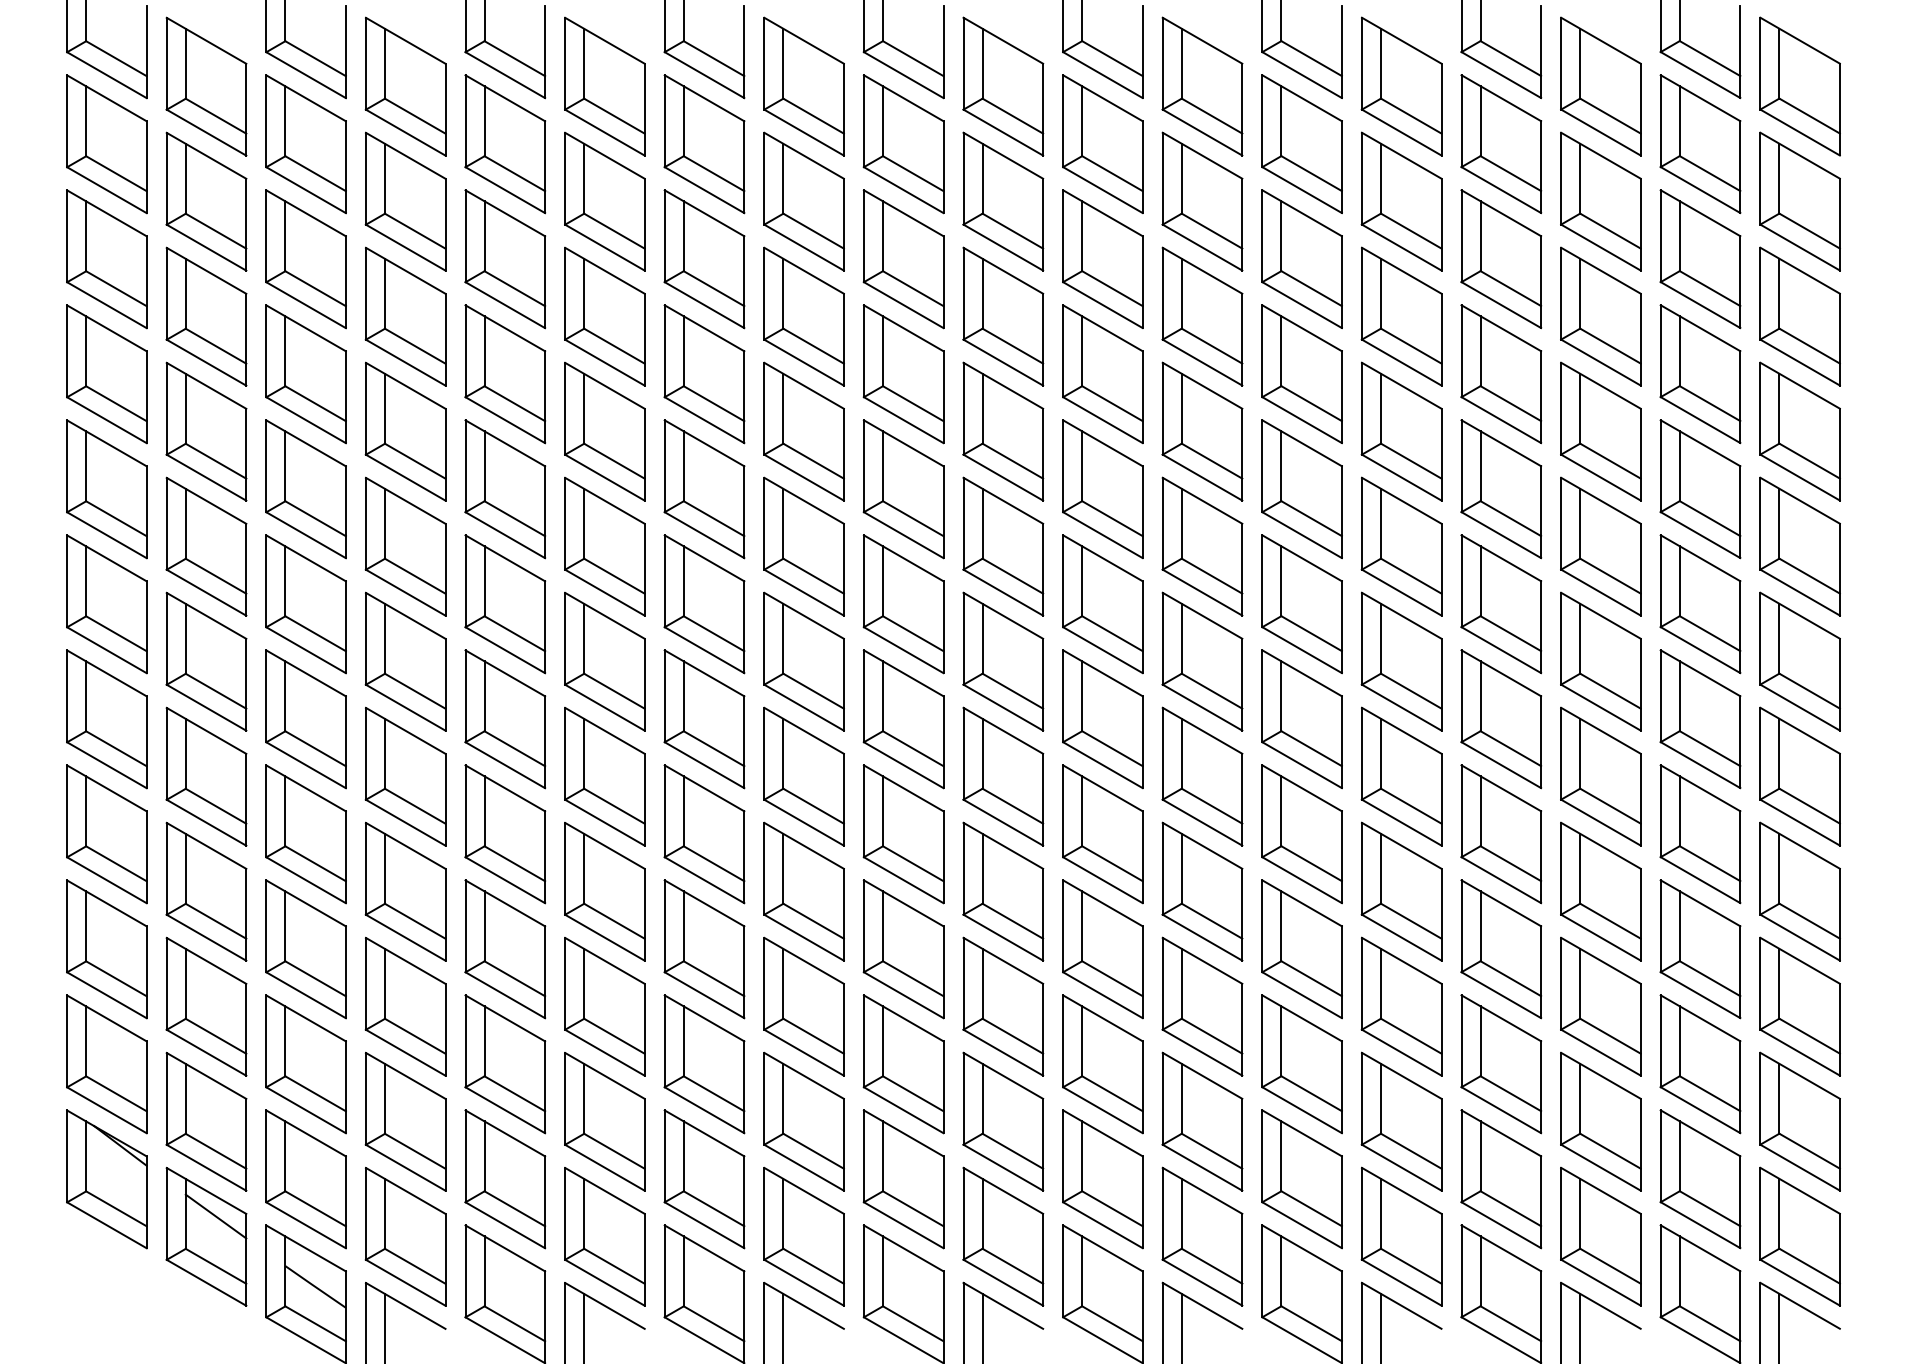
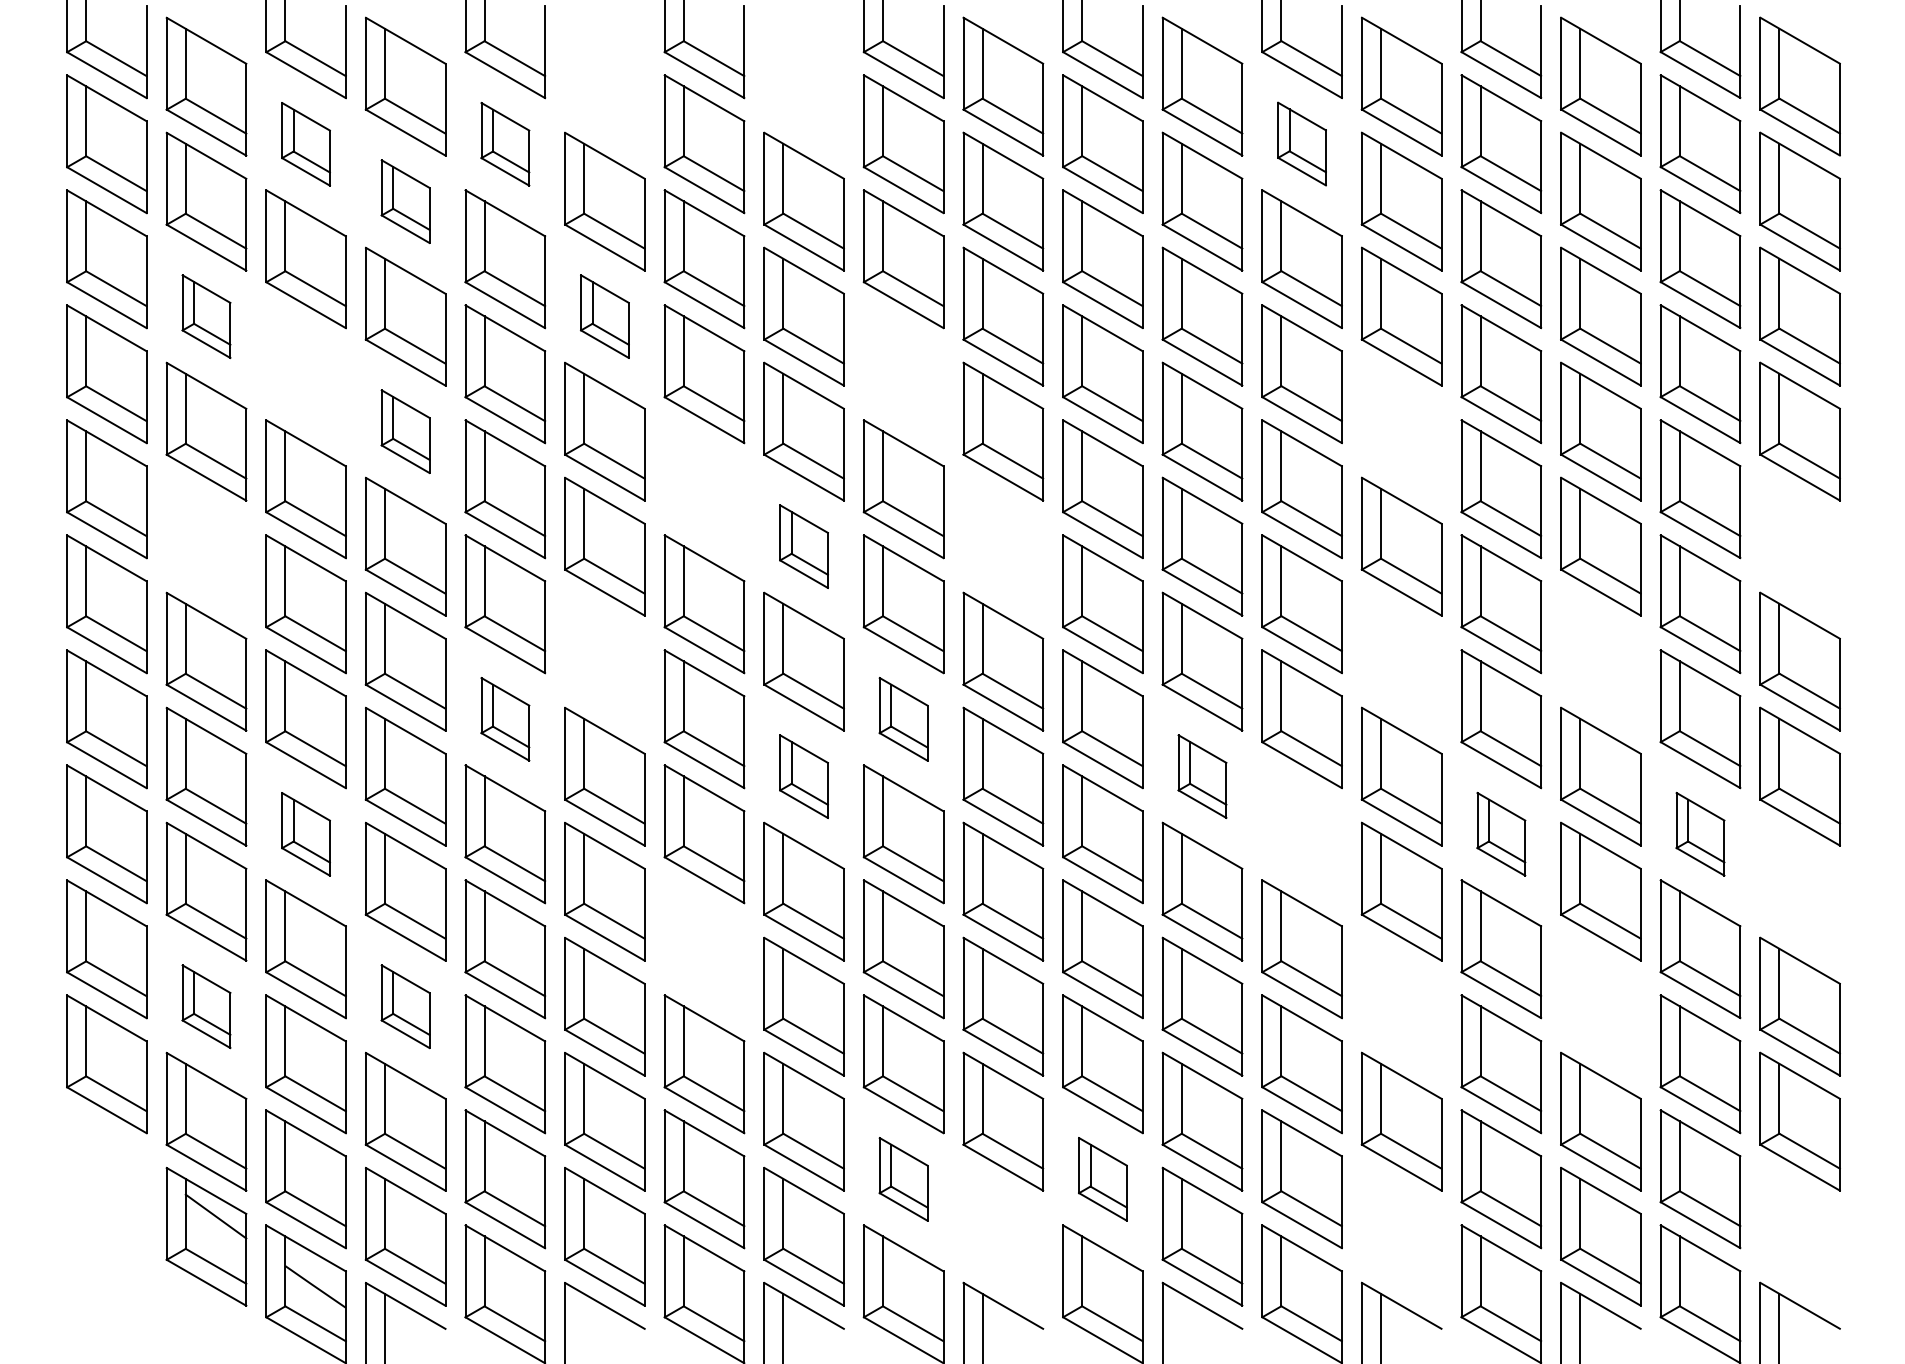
part: present -> none (604, 86)
part: present -> none (803, 86)
part size: 82x140 px -> 50x86 px (1301, 143)
part size: 82x141 px -> 50x85 px (305, 144)
part size: 83x141 px -> 51x85 px (505, 144)
part size: 83x141 px -> 51x85 px (405, 201)
part size: 83x141 px -> 51x85 px (206, 316)
part size: 82x141 px -> 50x85 px (604, 316)
part: present -> none (305, 374)
part: present -> none (903, 374)
part size: 83x141 px -> 51x85 px (405, 431)
part: present -> none (1401, 431)
part: present -> none (704, 489)
part: present -> none (206, 546)
part size: 82x141 px -> 50x85 px (803, 546)
part: present -> none (1003, 546)
part: present -> none (1799, 546)
part: present -> none (604, 661)
part: present -> none (1401, 661)
part: present -> none (1600, 661)
part size: 83x141 px -> 51x85 px (505, 719)
part size: 83x141 px -> 51x85 px (903, 719)
part size: 82x141 px -> 50x85 px (803, 776)
part size: 83x141 px -> 51x85 px (1202, 776)
part size: 82x141 px -> 50x85 px (305, 834)
part: present -> none (1301, 834)
part size: 83x141 px -> 51x85 px (1501, 834)
part size: 83x141 px -> 51x86 px (1700, 833)
part: present -> none (1799, 891)
part: present -> none (704, 949)
part size: 83x141 px -> 51x86 px (206, 1006)
part size: 83x141 px -> 51x86 px (405, 1006)
part: present -> none (1401, 1006)
part: present -> none (1600, 1006)
part: present -> none (106, 1179)
part size: 83x141 px -> 51x85 px (903, 1179)
part size: 82x141 px -> 50x85 px (1102, 1179)
part: present -> none (1003, 1236)
part: present -> none (1401, 1236)
part: present -> none (1799, 1236)
line: present -> none (584, 1326)
line: present -> none (1181, 1326)
